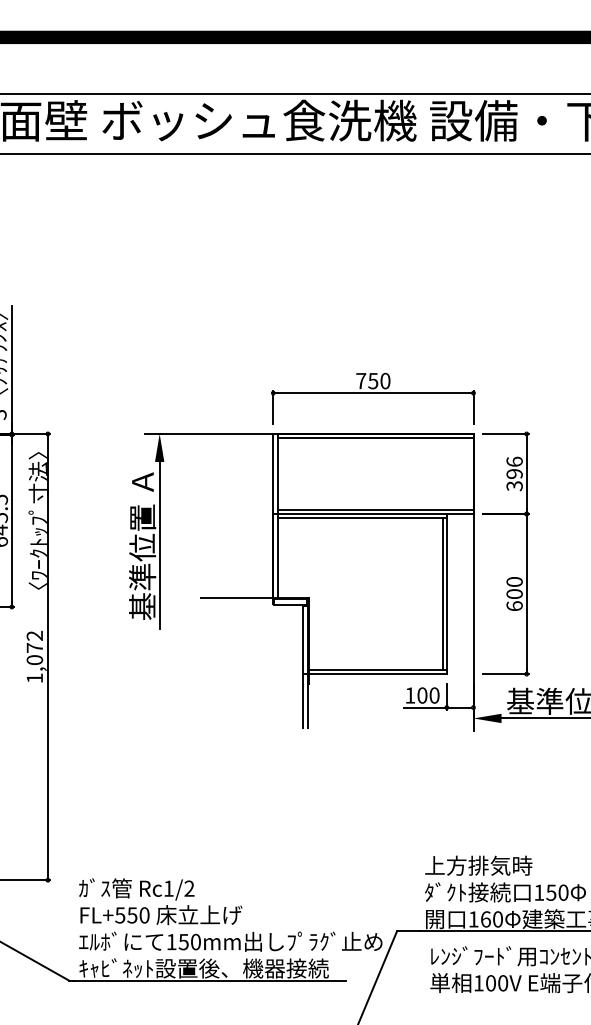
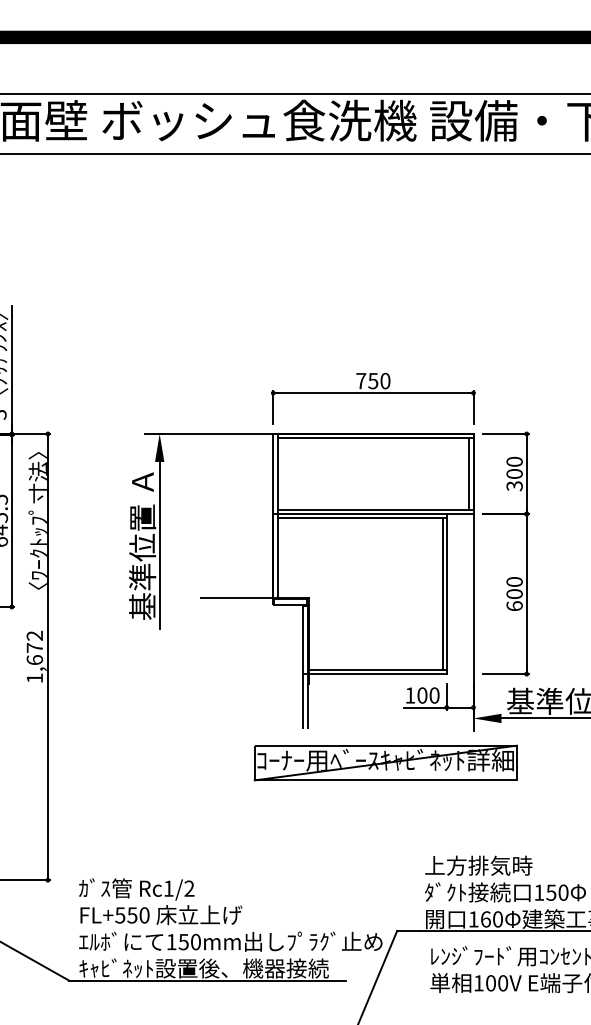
text: 396 -> 300 (514, 467)
line: none -> present (468, 473)
text: 1,072 -> 1,672 (34, 659)
part: none -> present (385, 762)
